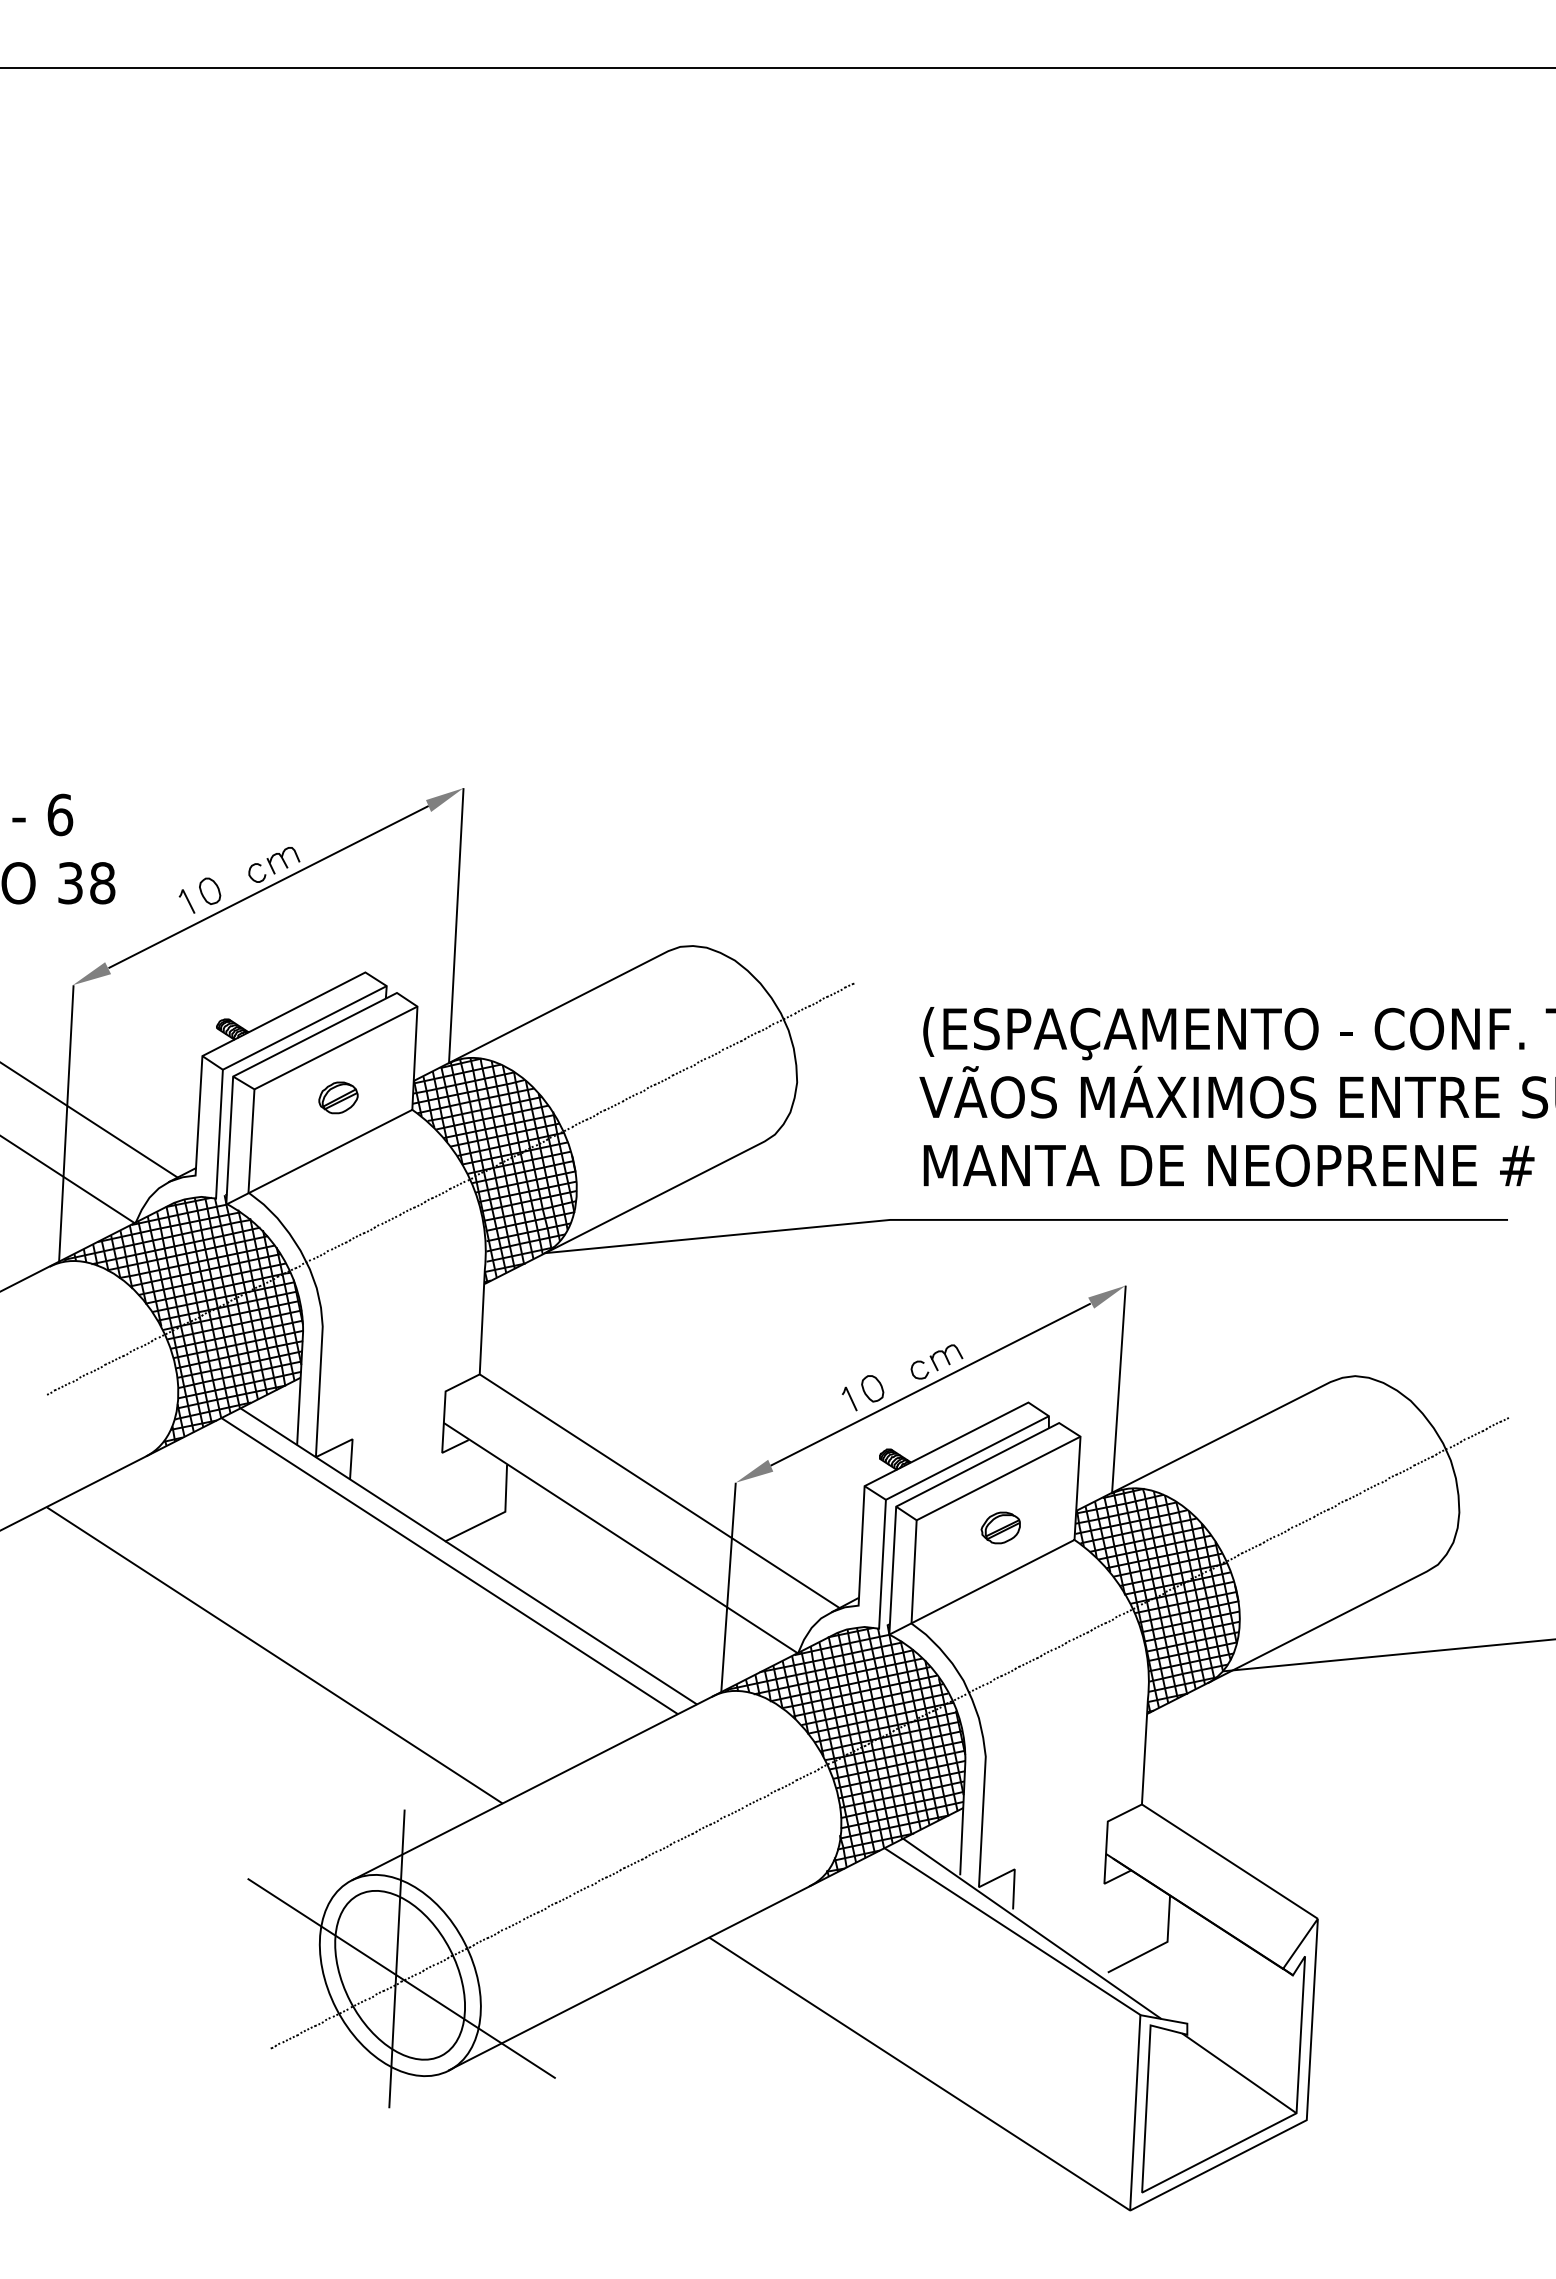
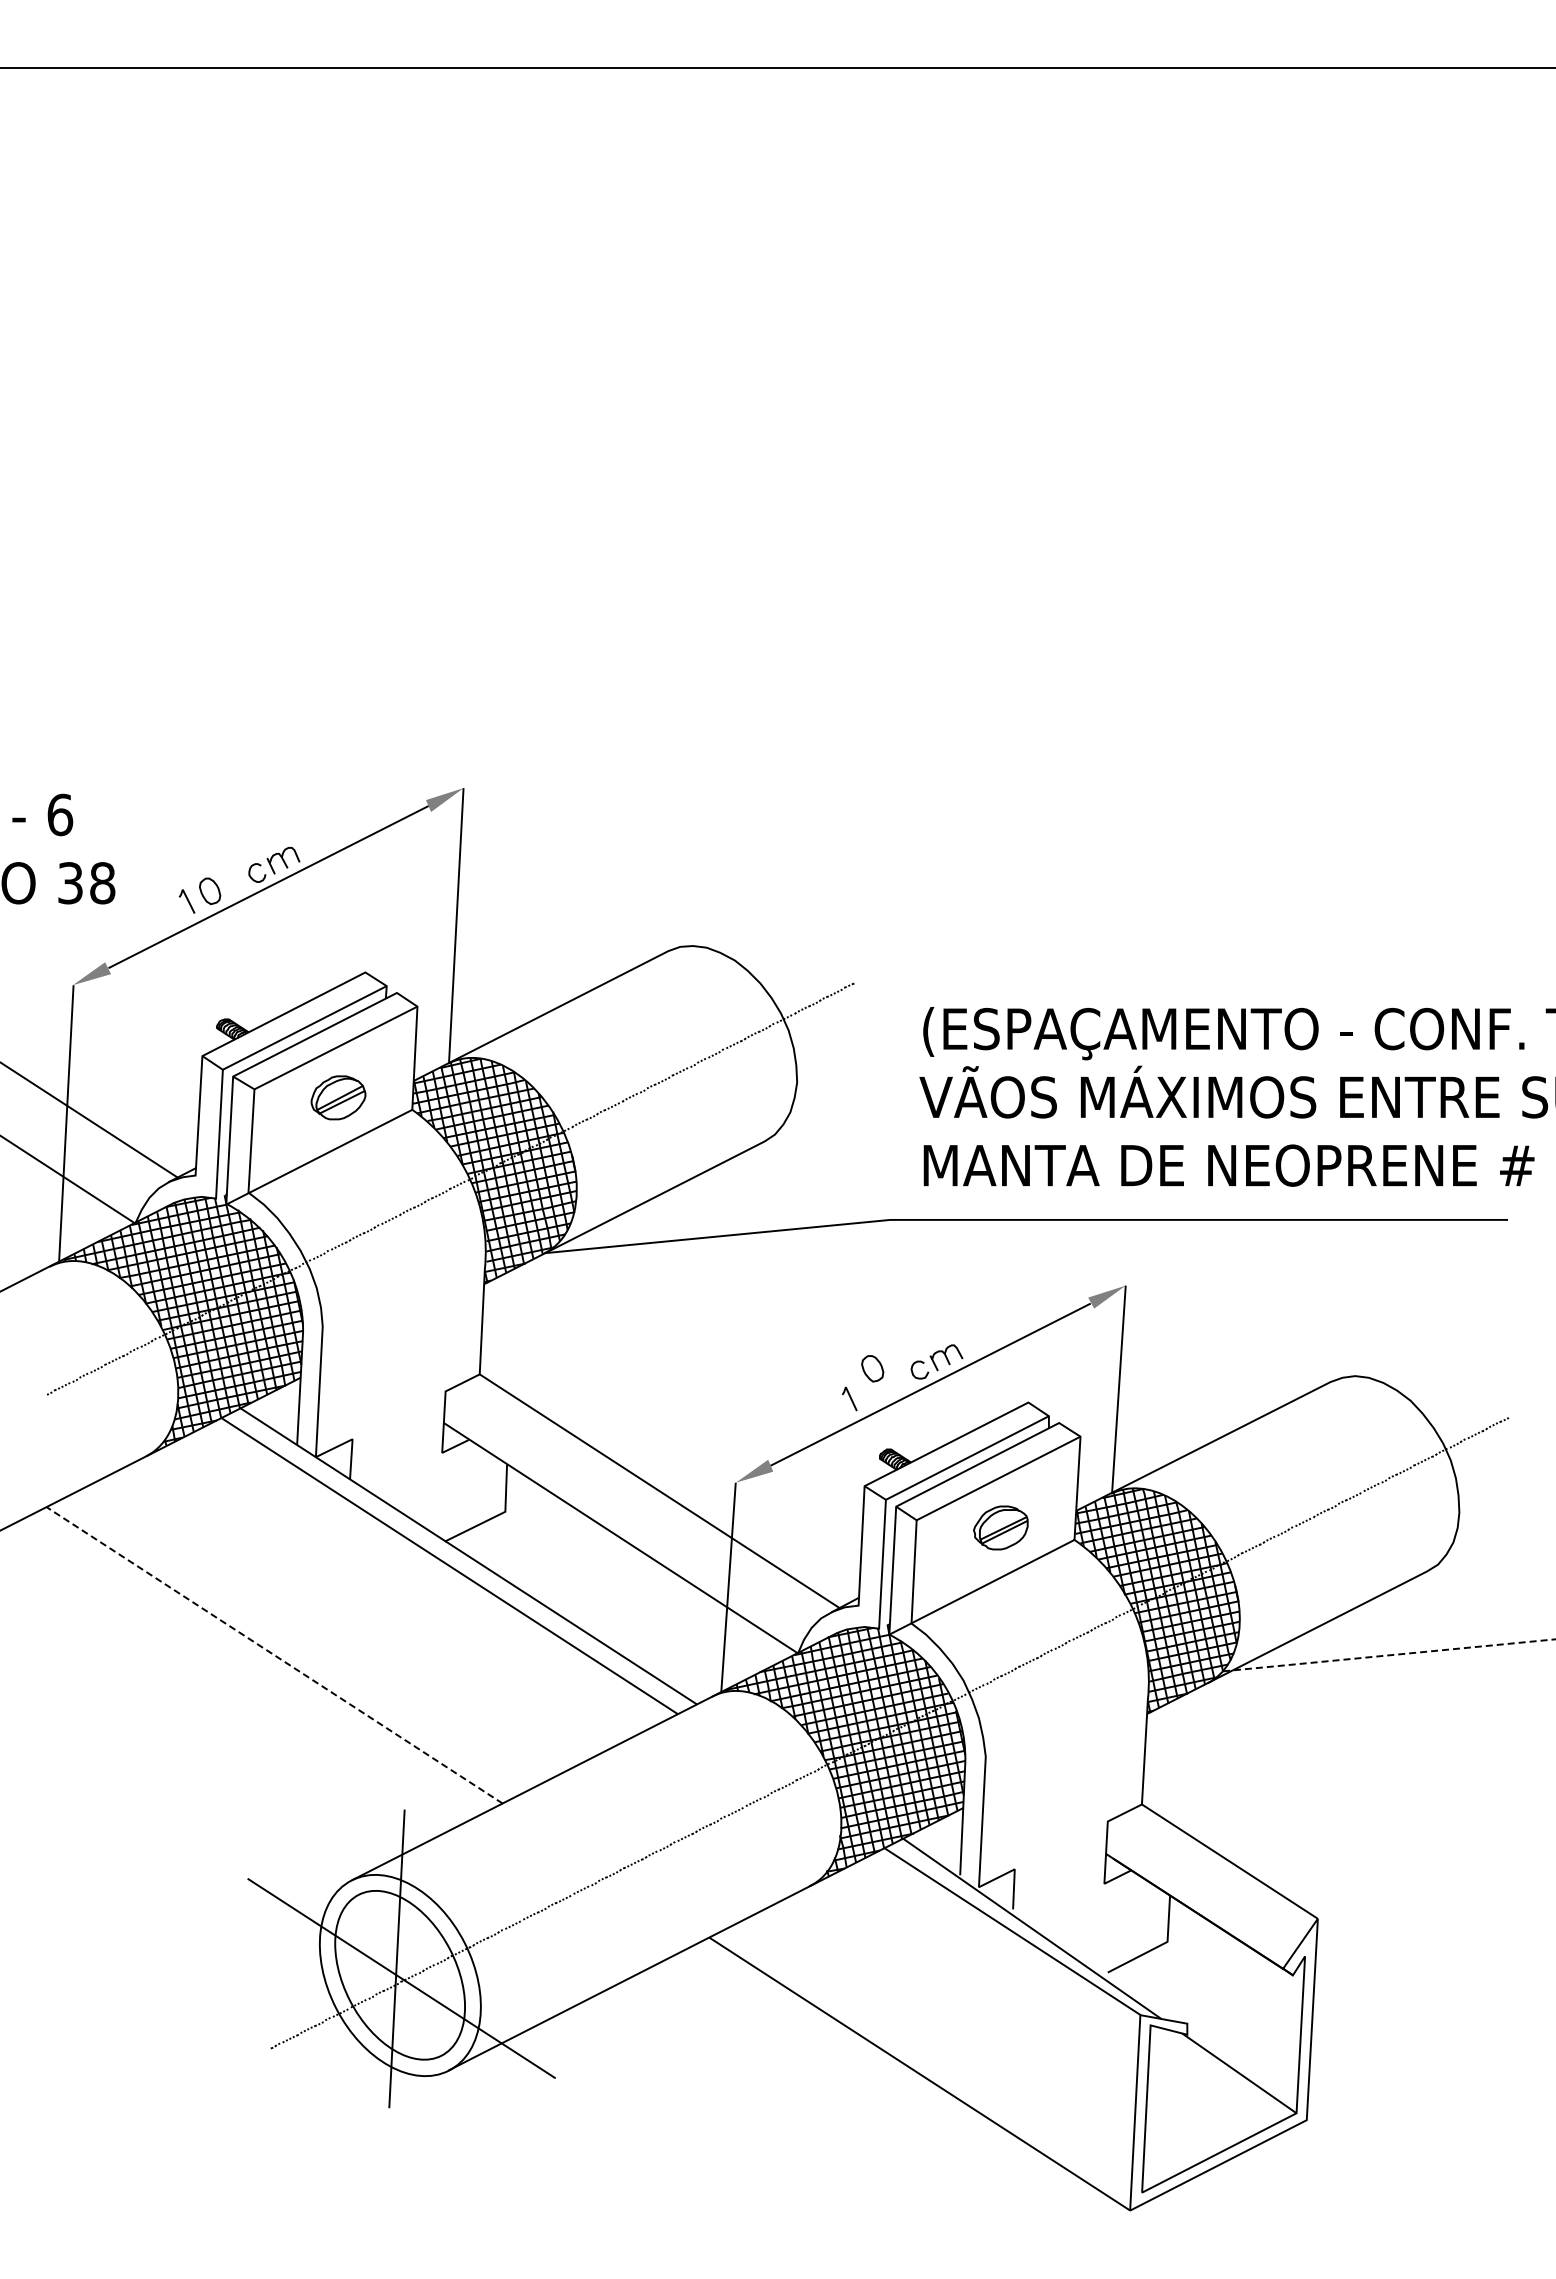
part size: 41x34 px -> 57x46 px (338, 1097)
part position: (872, 1388) -> (872, 1368) (872, 1368)
part size: 41x34 px -> 56x46 px (1000, 1527)
line: solid -> dashed (274, 1655)
line: solid -> dashed (1389, 1655)
